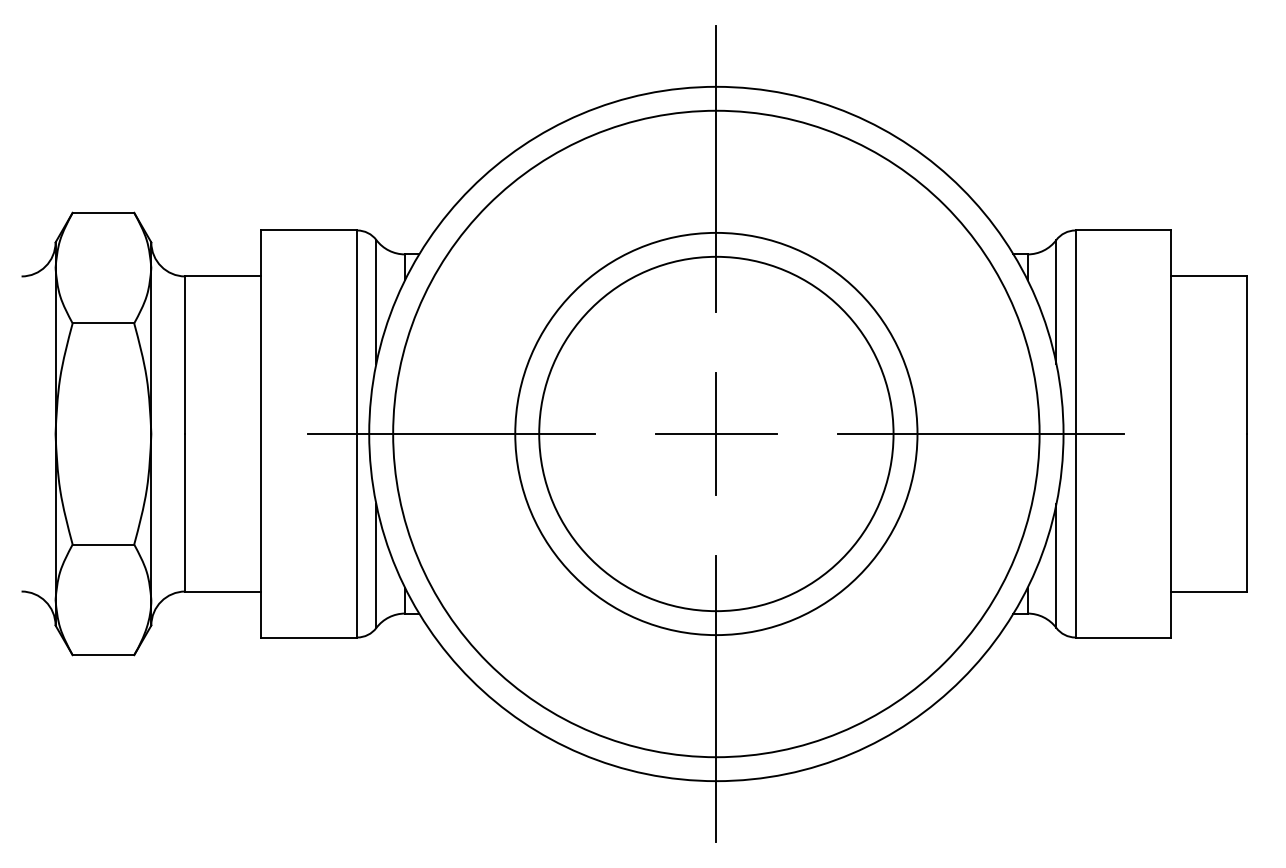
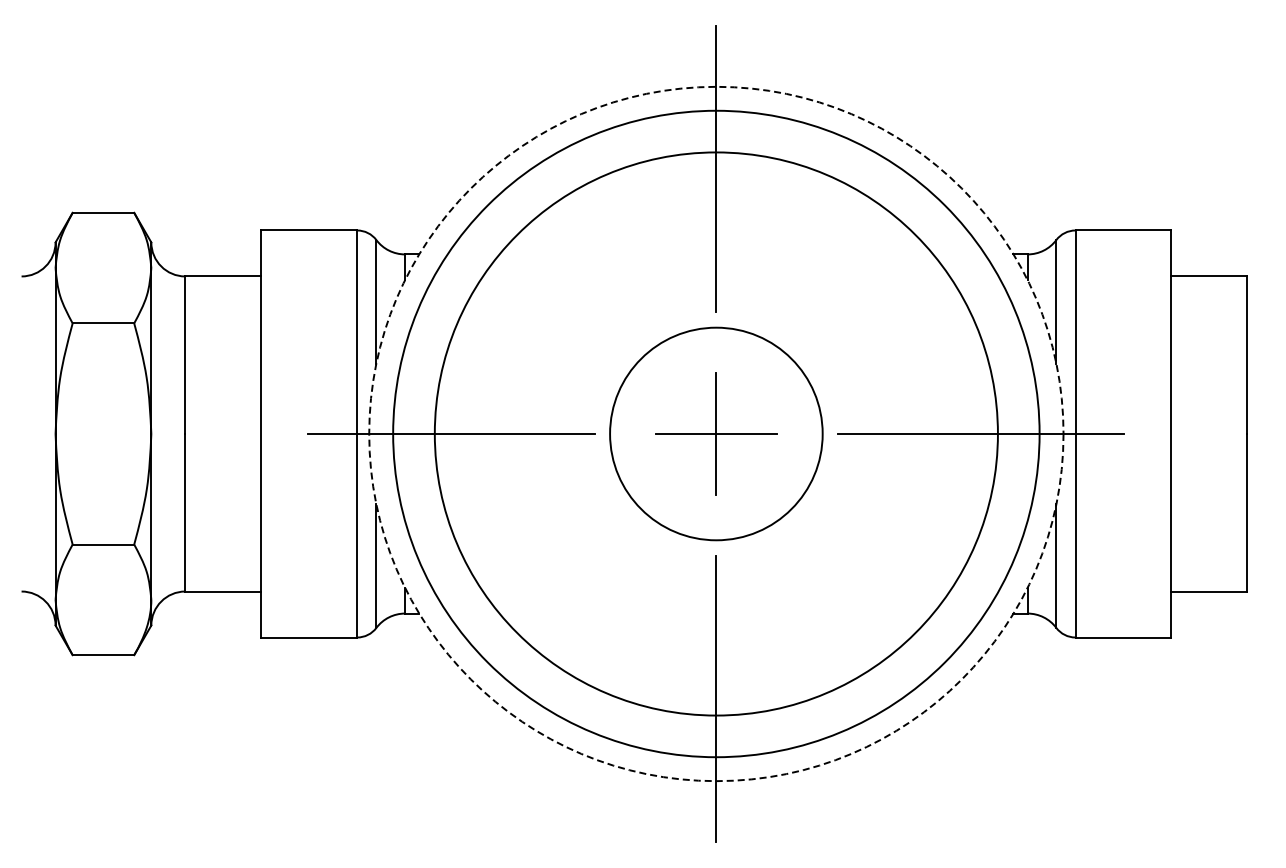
circle diameter: 354 px -> 213 px (716, 433)
circle diameter: 402 px -> 563 px (715, 433)
circle: solid -> dashed (716, 433)
